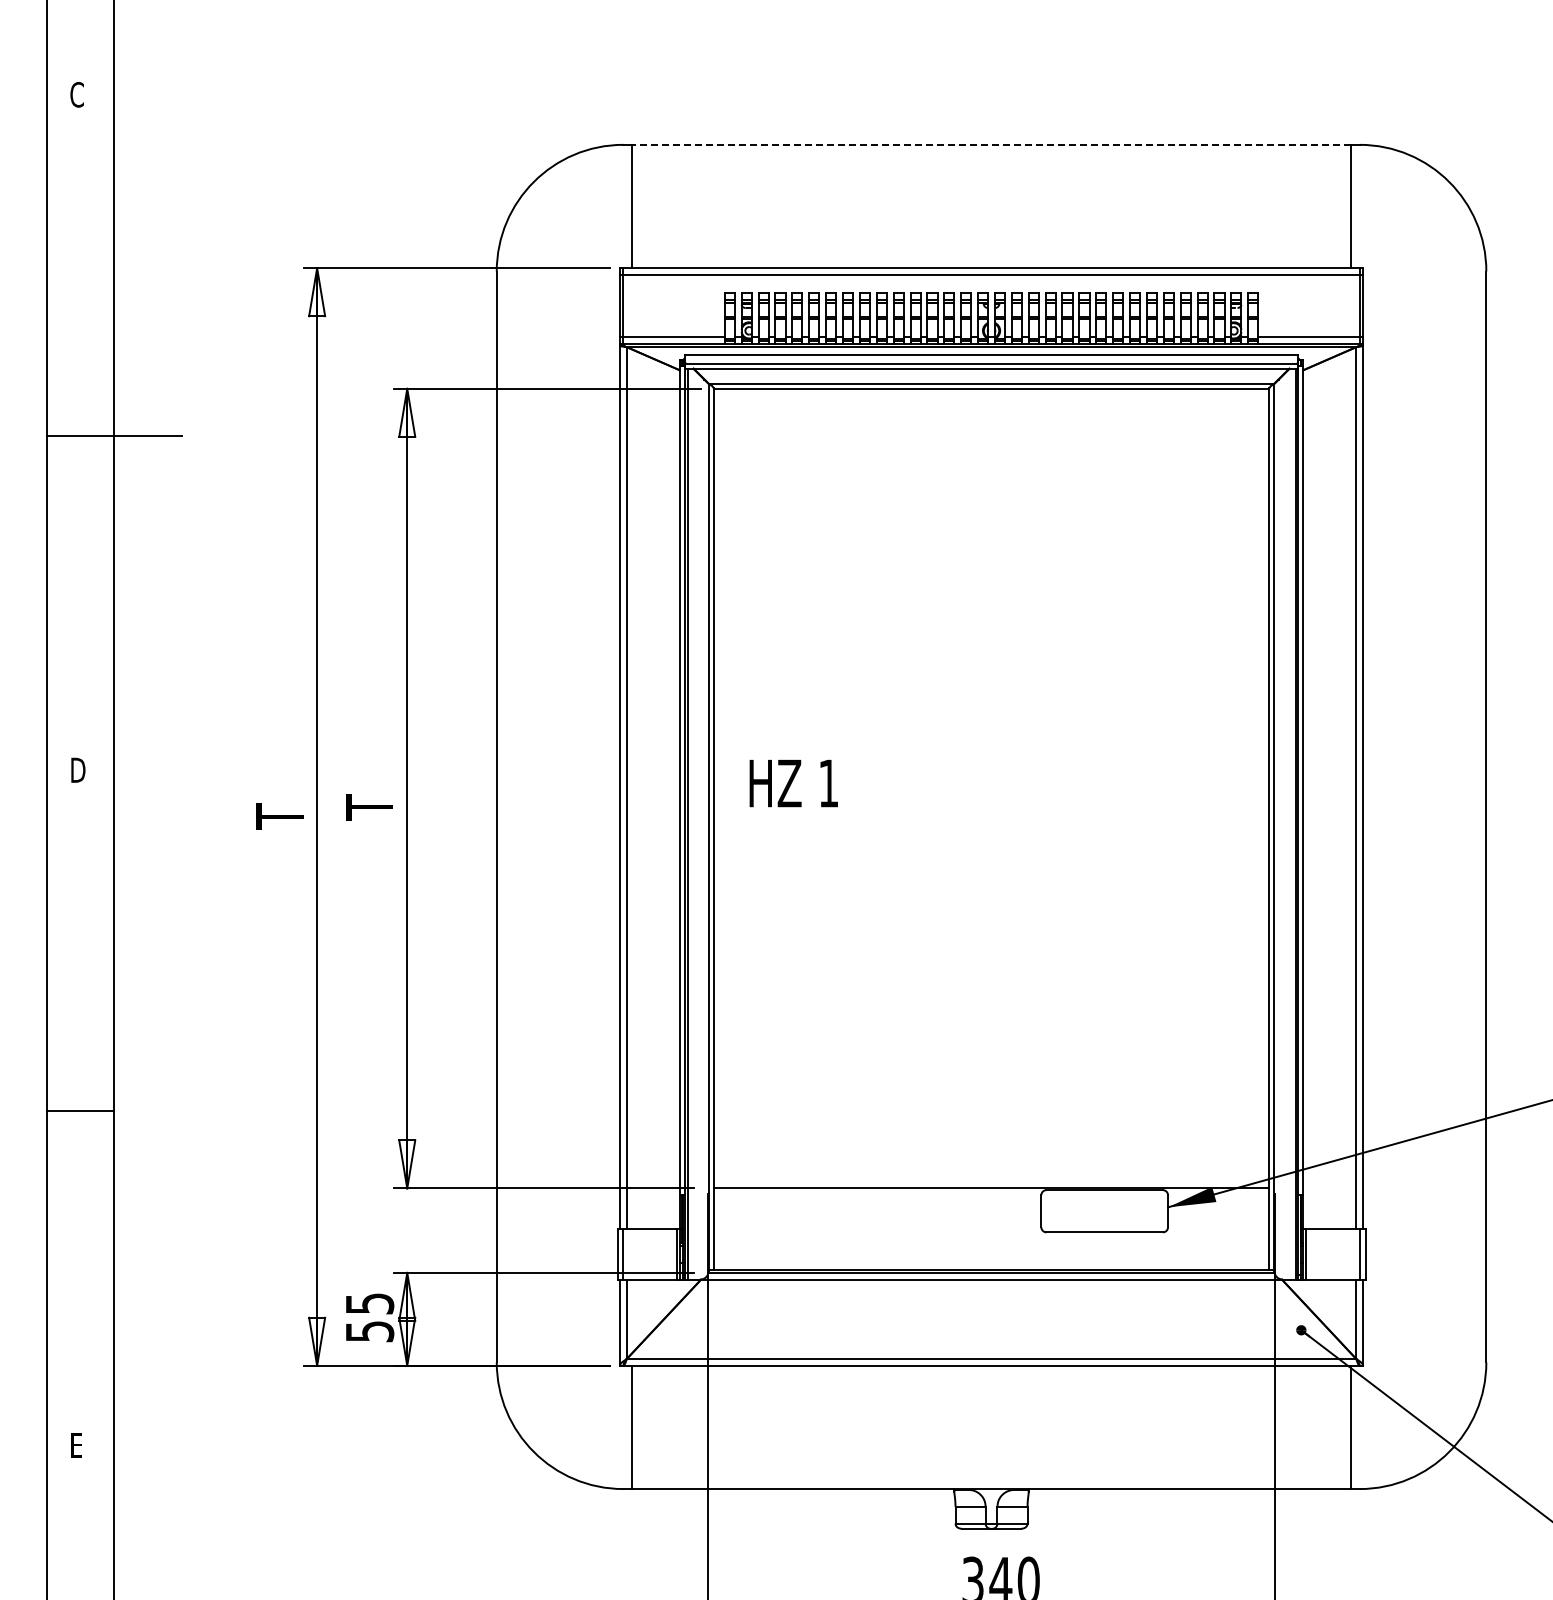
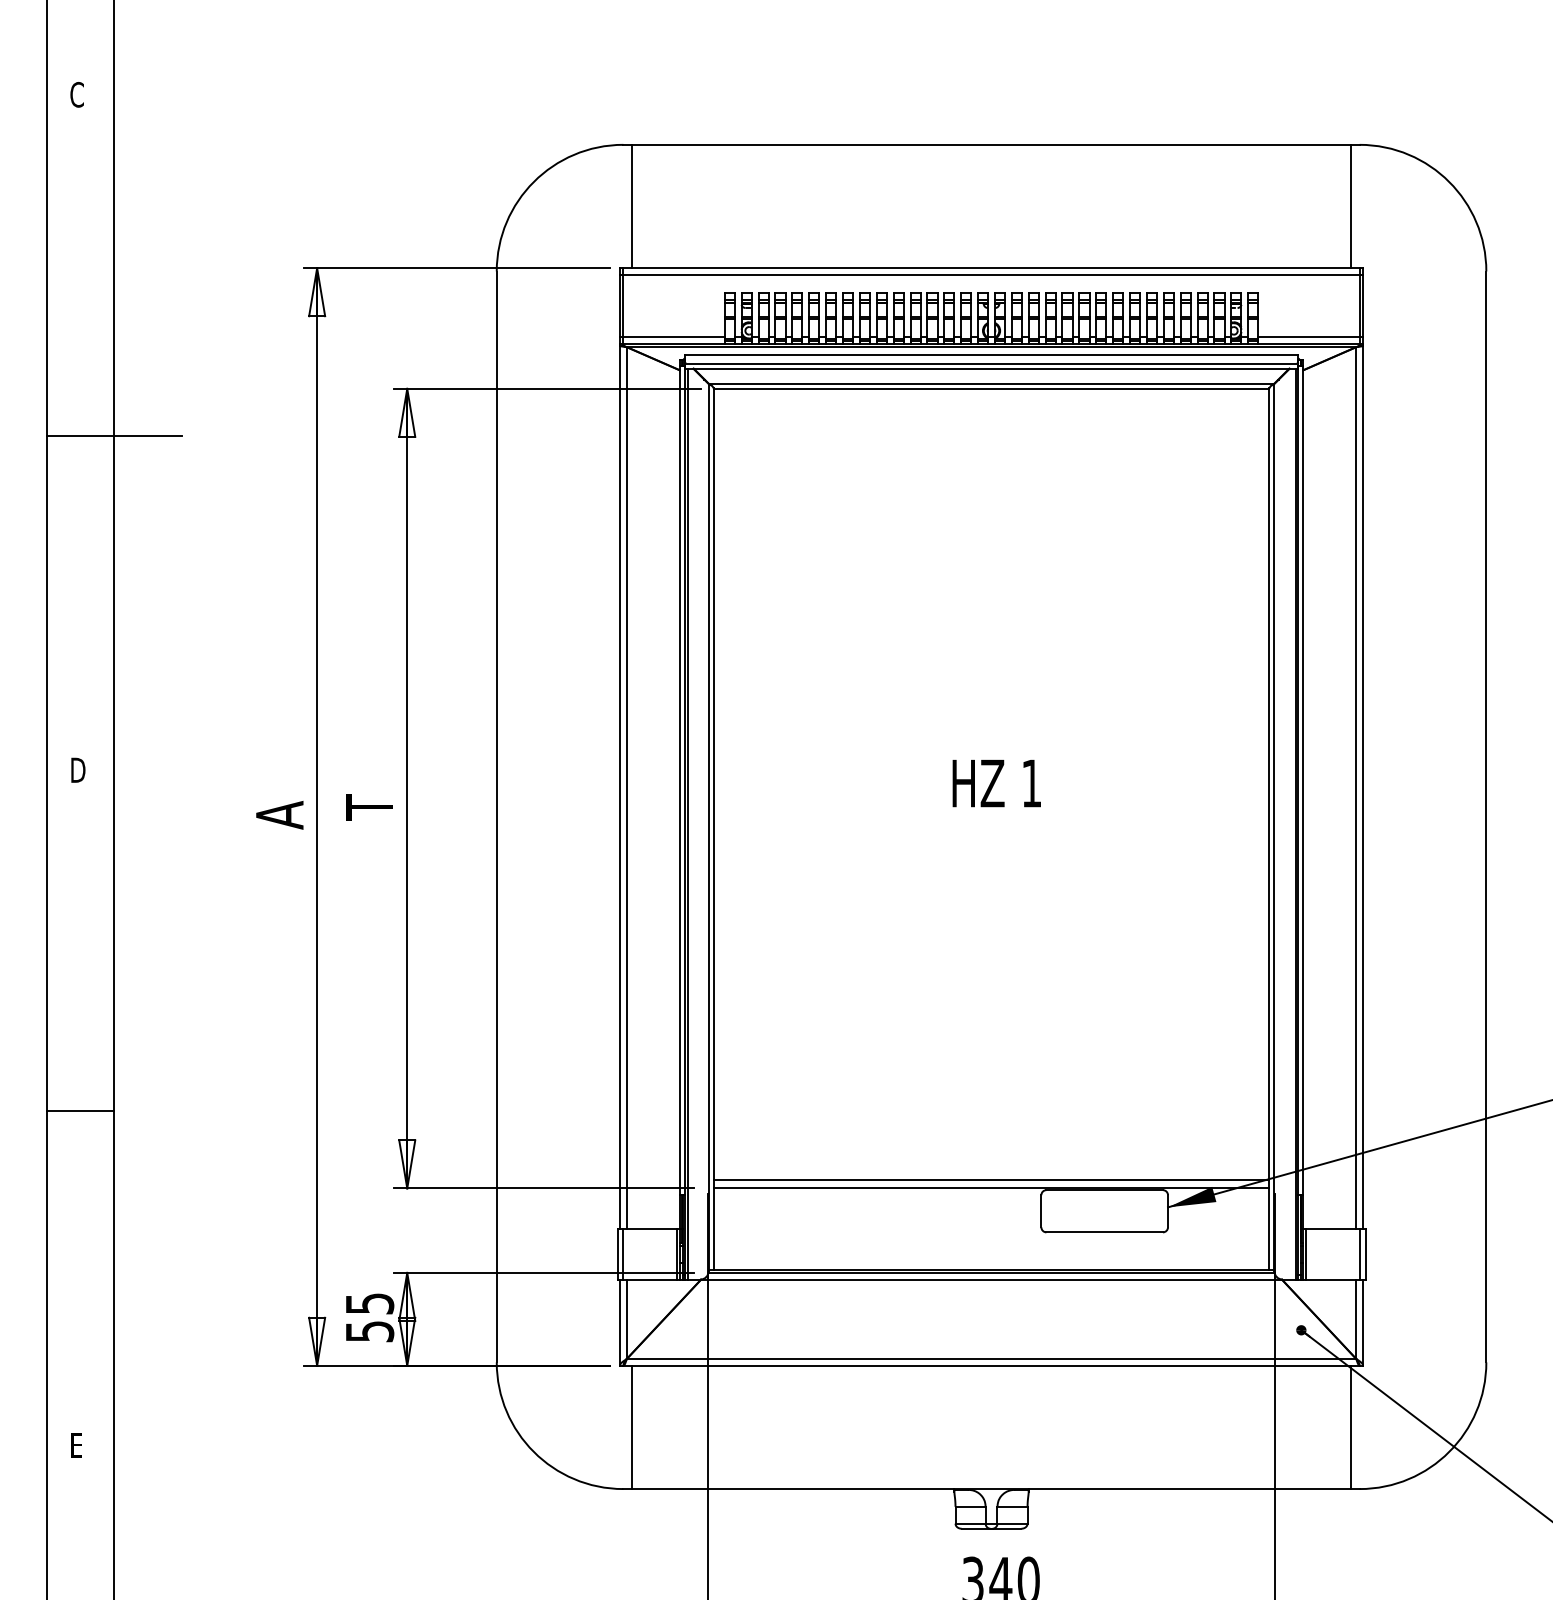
line: dashed -> solid (991, 144)
text position: (793, 783) -> (996, 783) (996, 783)
text: T -> A (279, 814)
line: none -> present (991, 1180)
